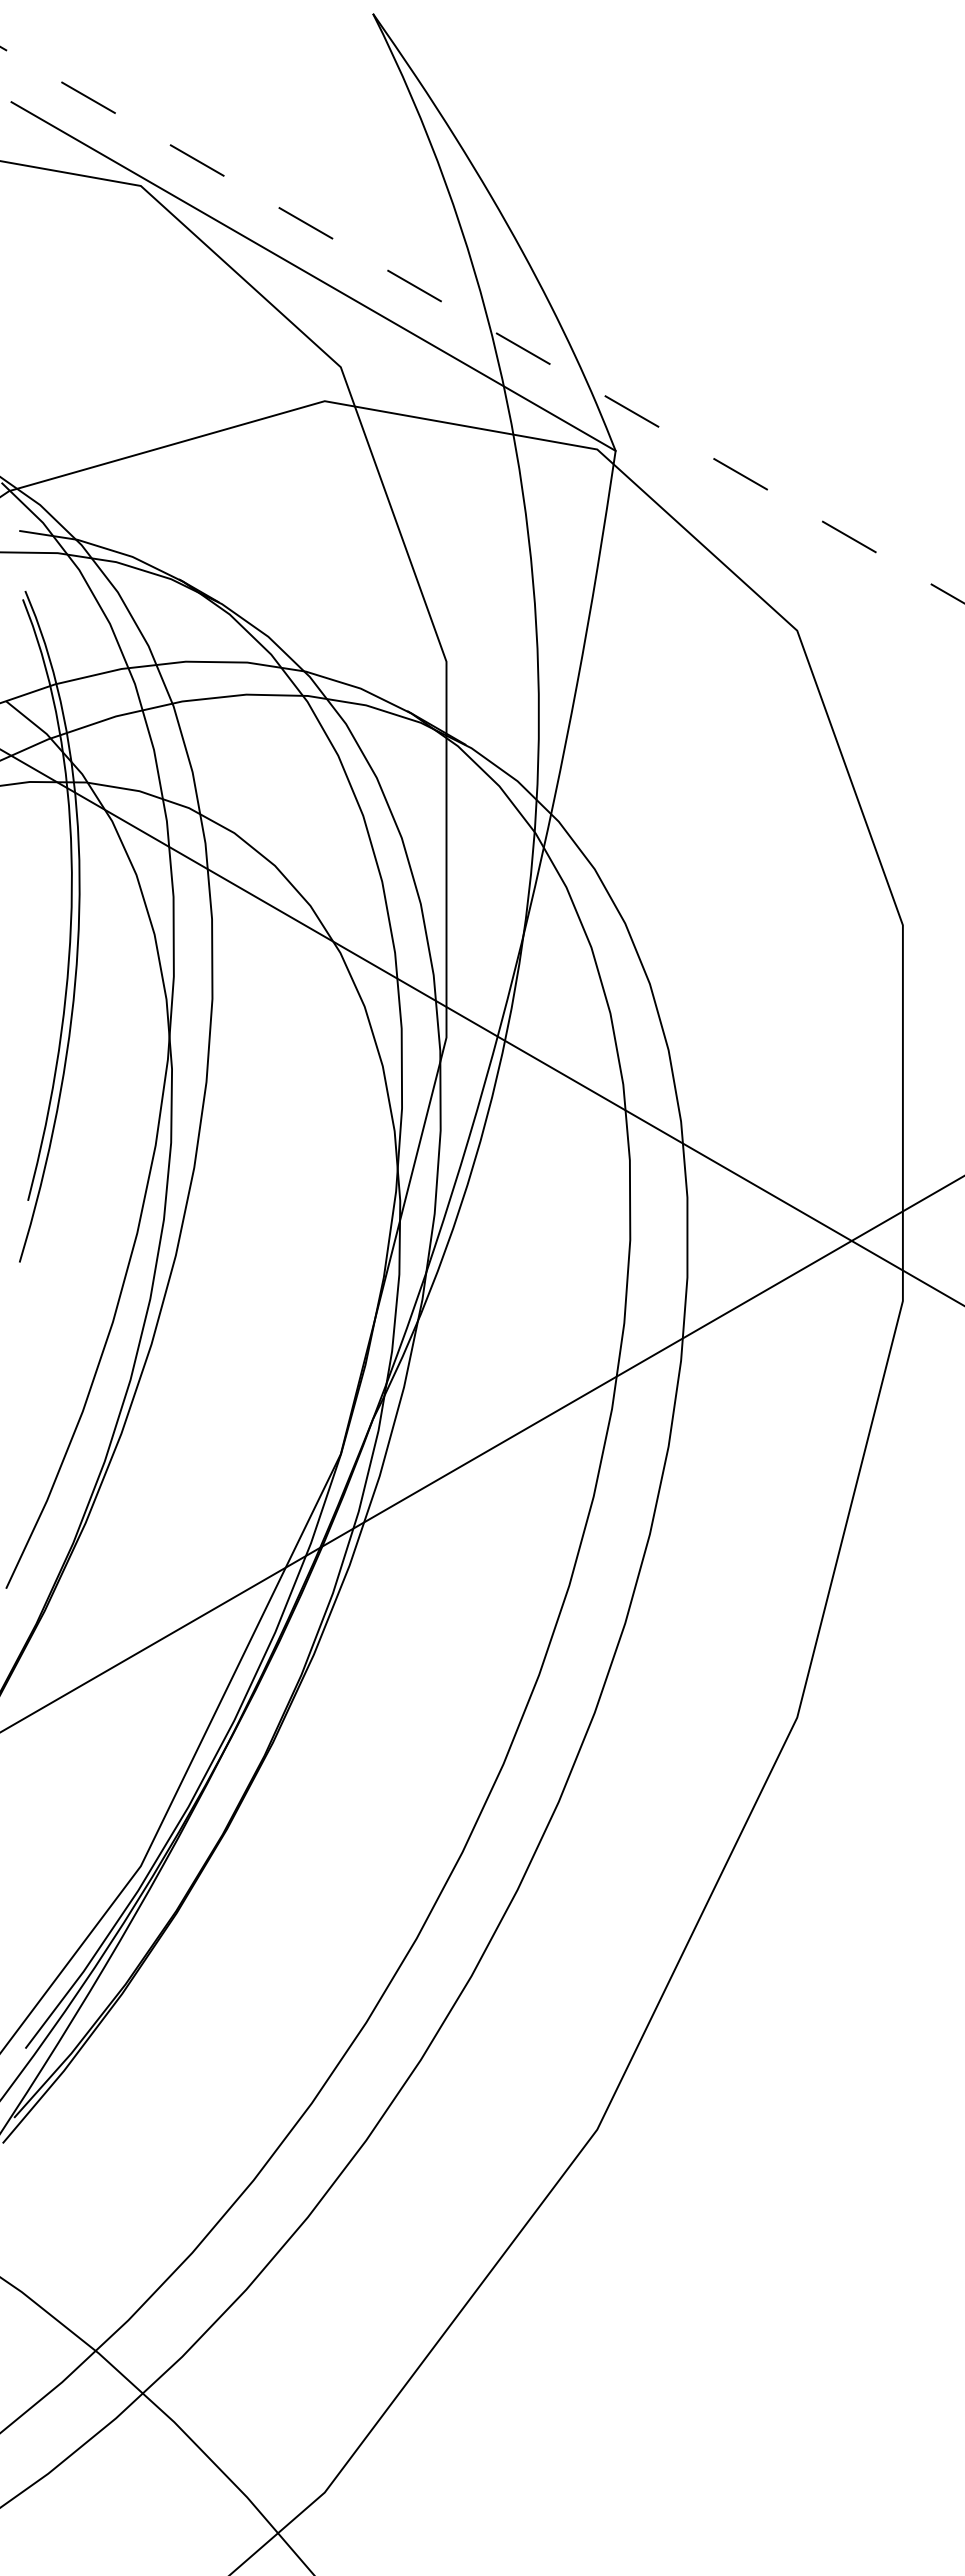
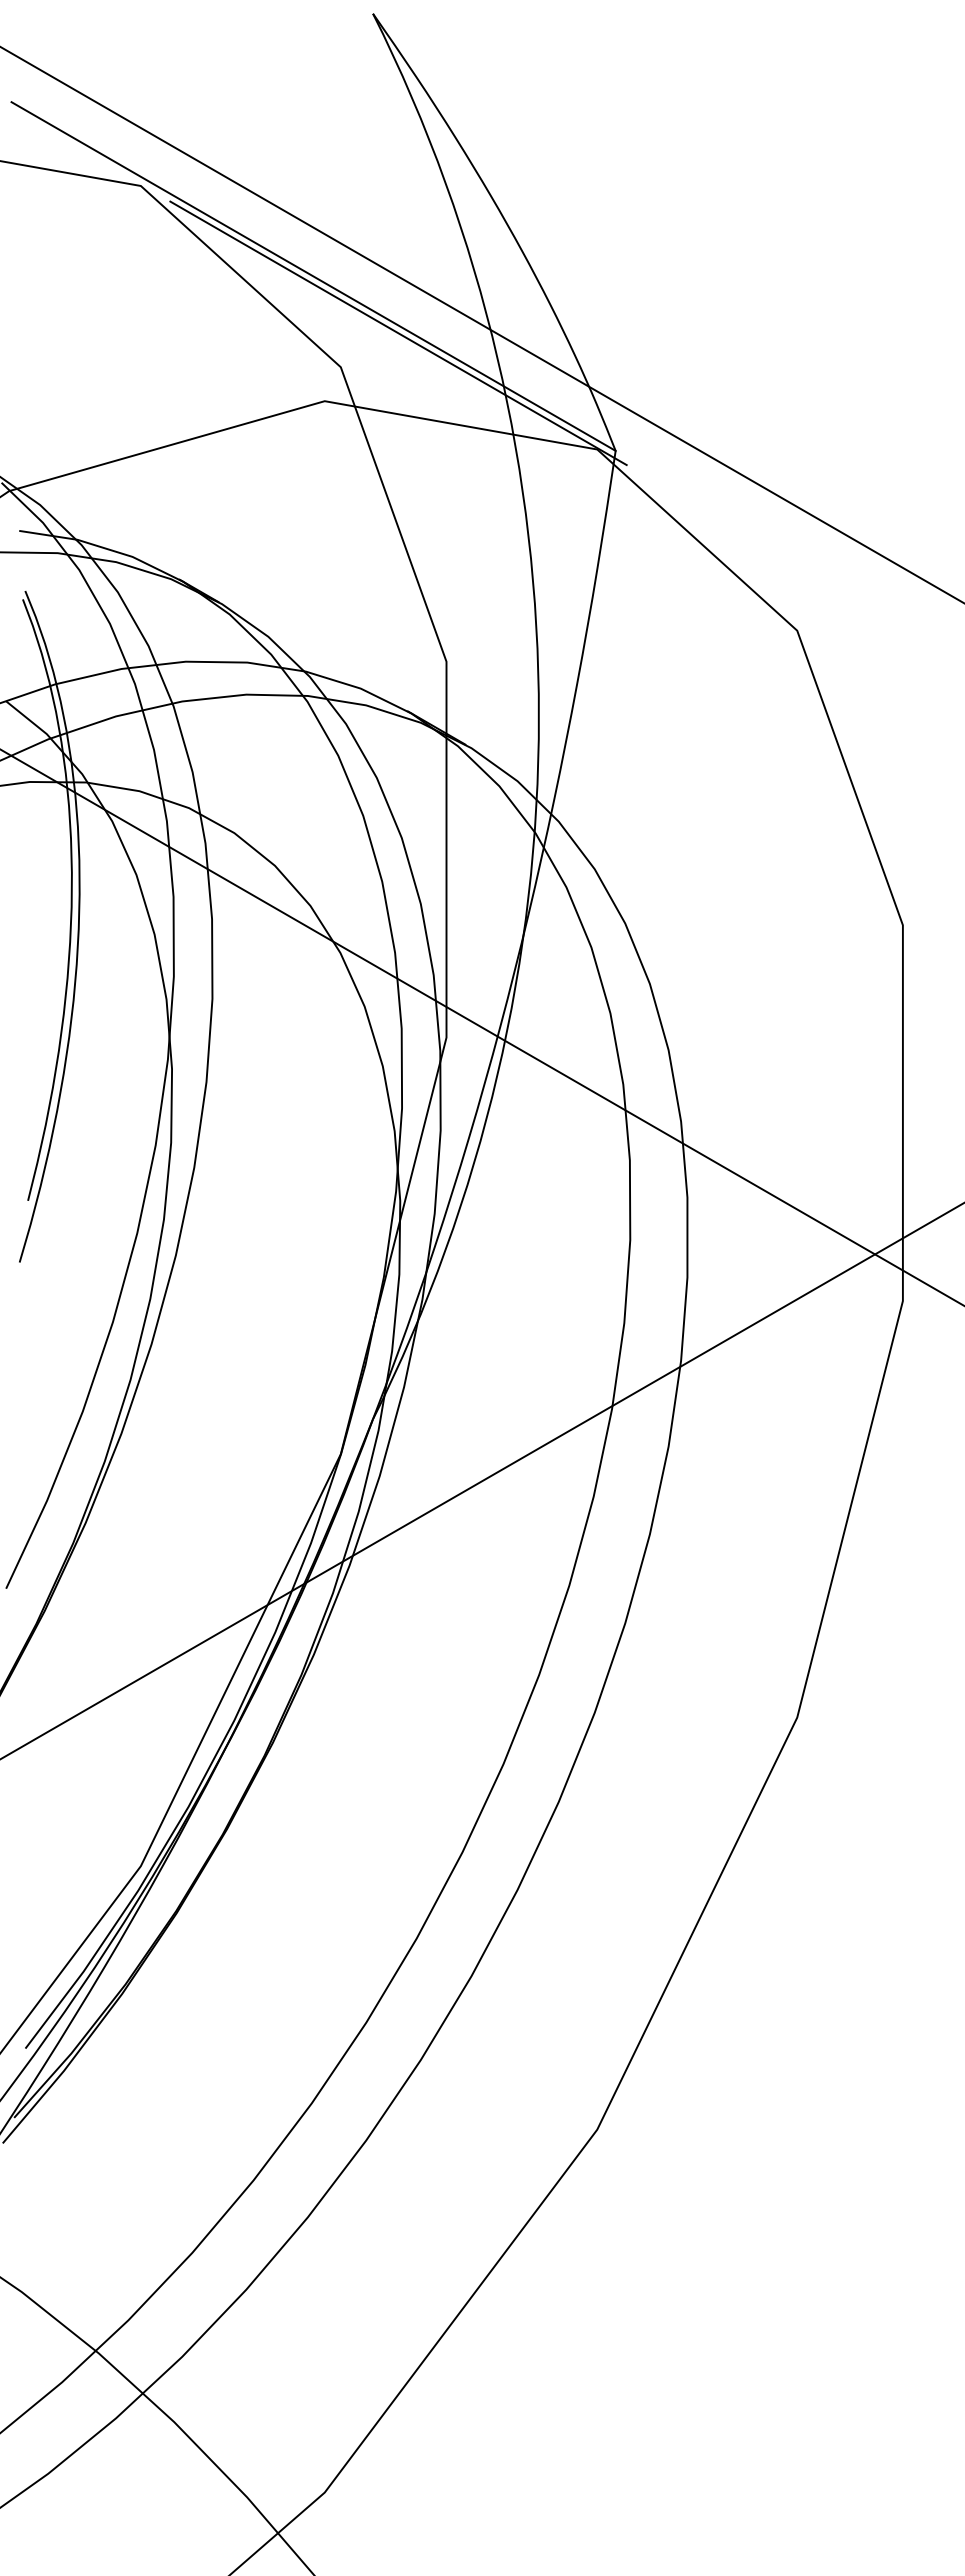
line: dashed -> solid (481, 324)
line: none -> present (398, 333)
line position: (481, 1454) -> (481, 1481) (481, 1481)
